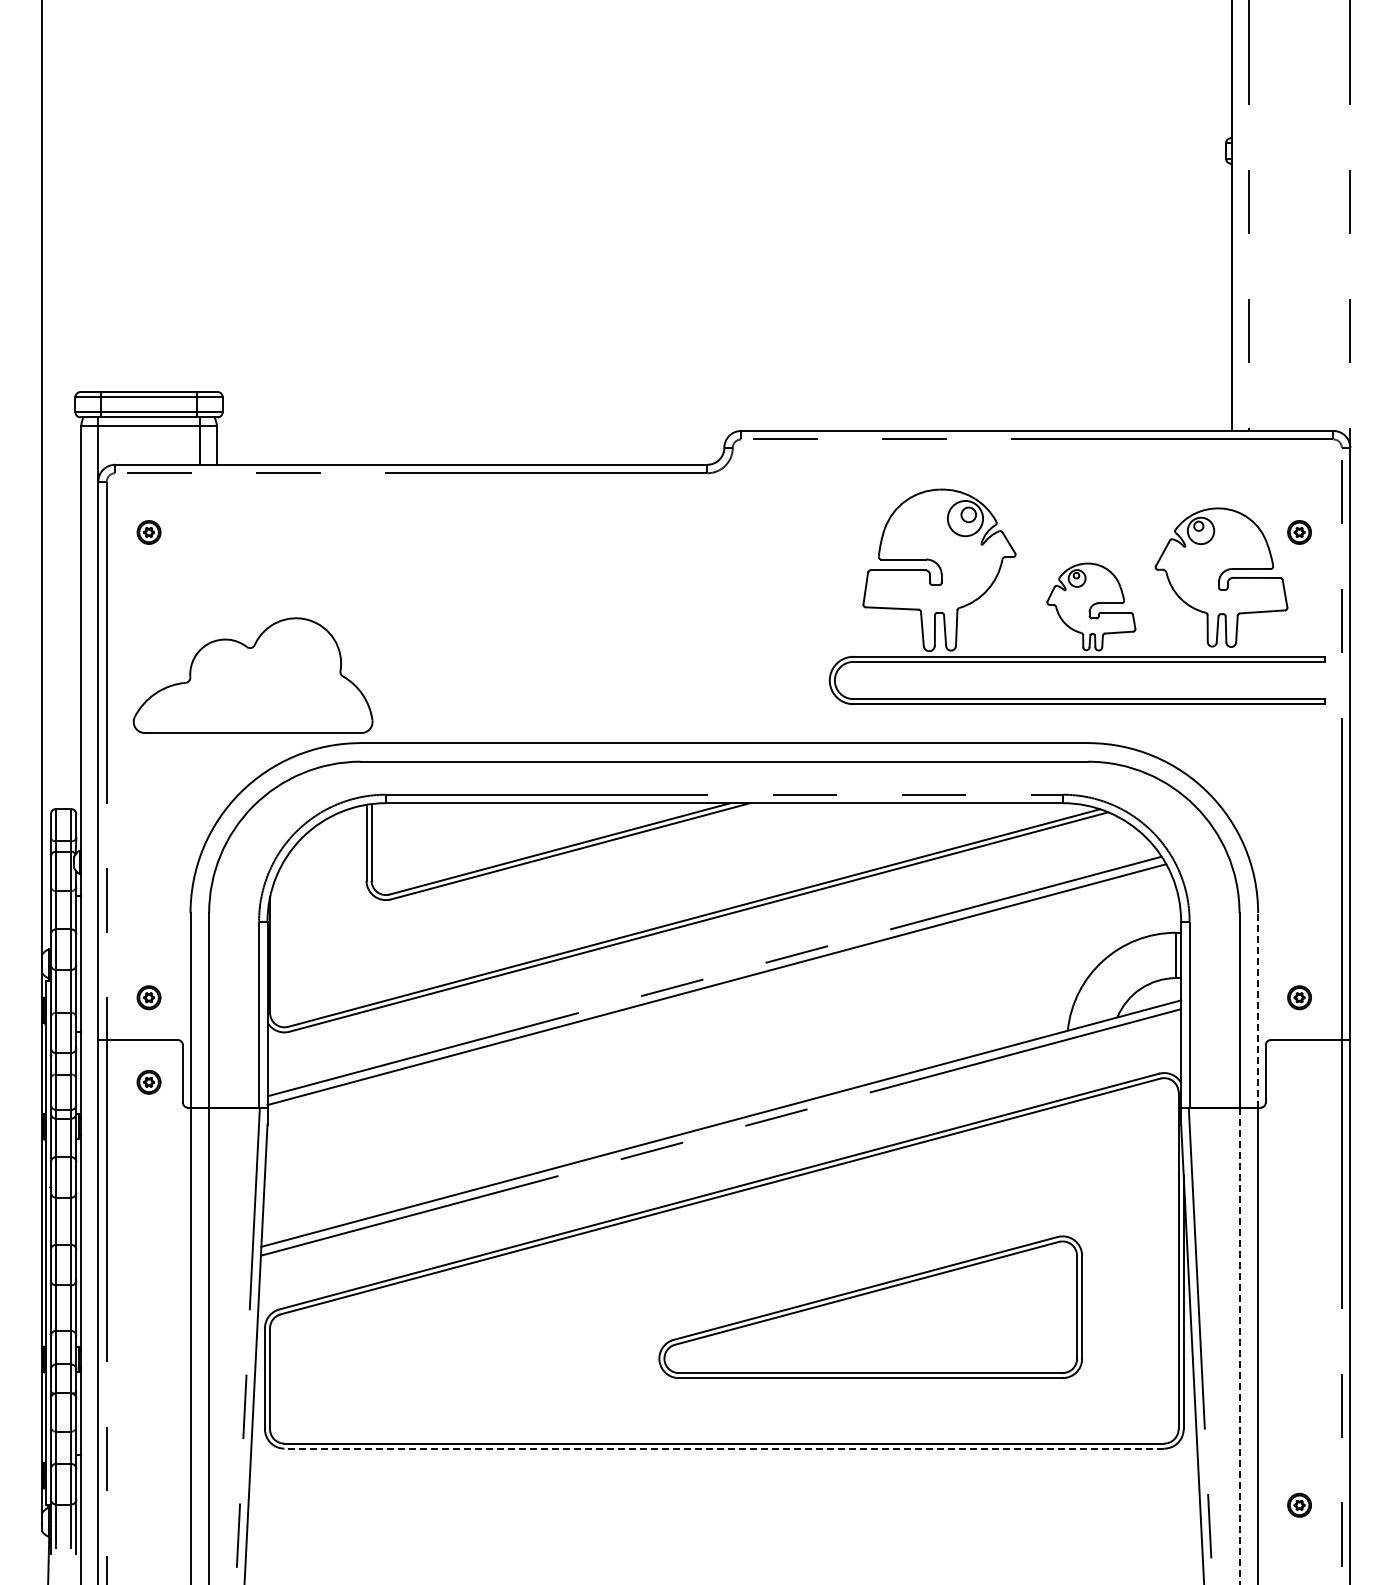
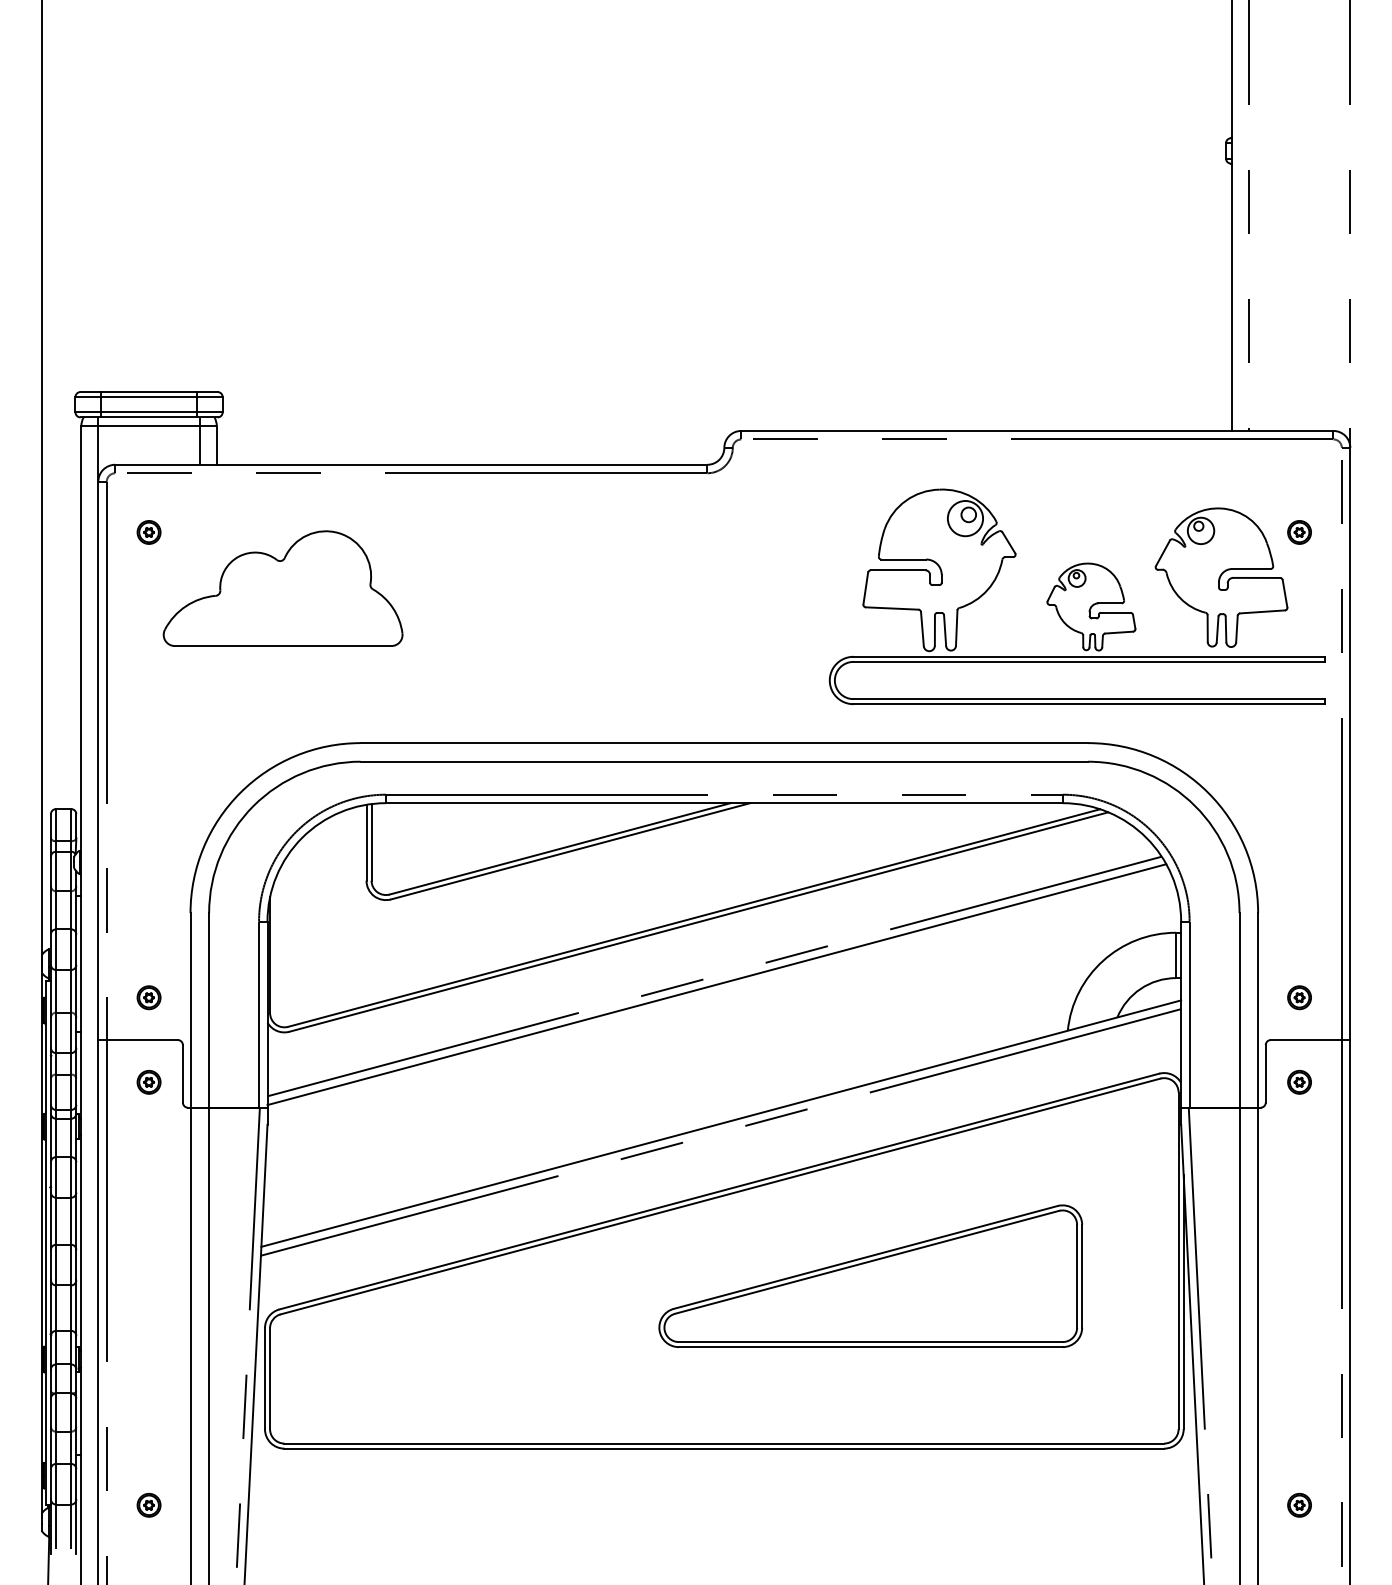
part position: (252, 675) -> (282, 588) (282, 588)
line: dashed -> solid (1258, 1009)
part: none -> present (1299, 1082)
part position: (870, 1306) -> (870, 1275) (870, 1275)
line: dashed -> solid (1239, 1345)
line: dashed -> solid (724, 1448)
part: none -> present (148, 1504)
